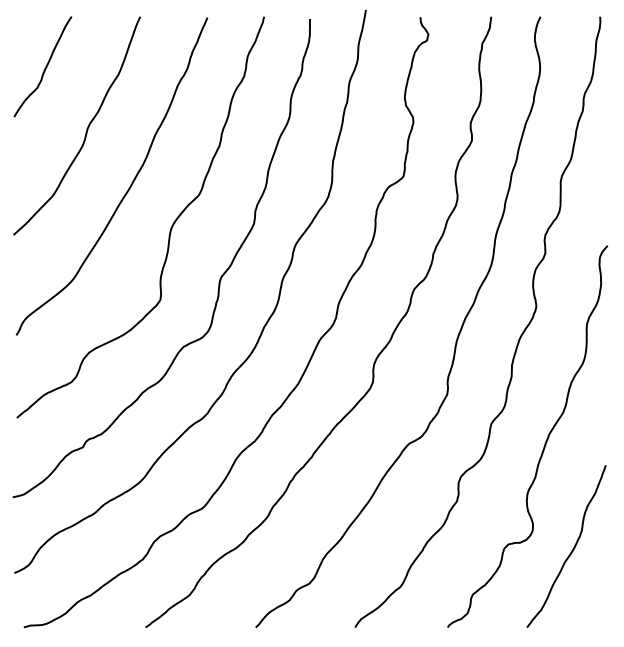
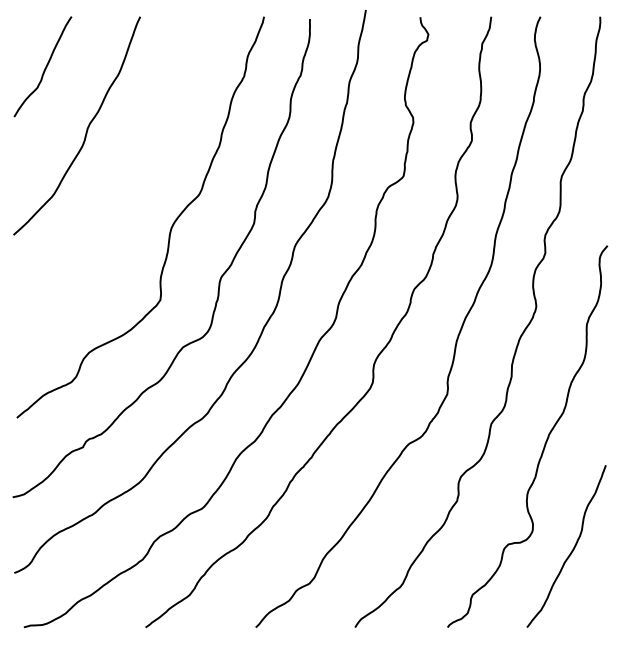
curve: present -> none (129, 186)
